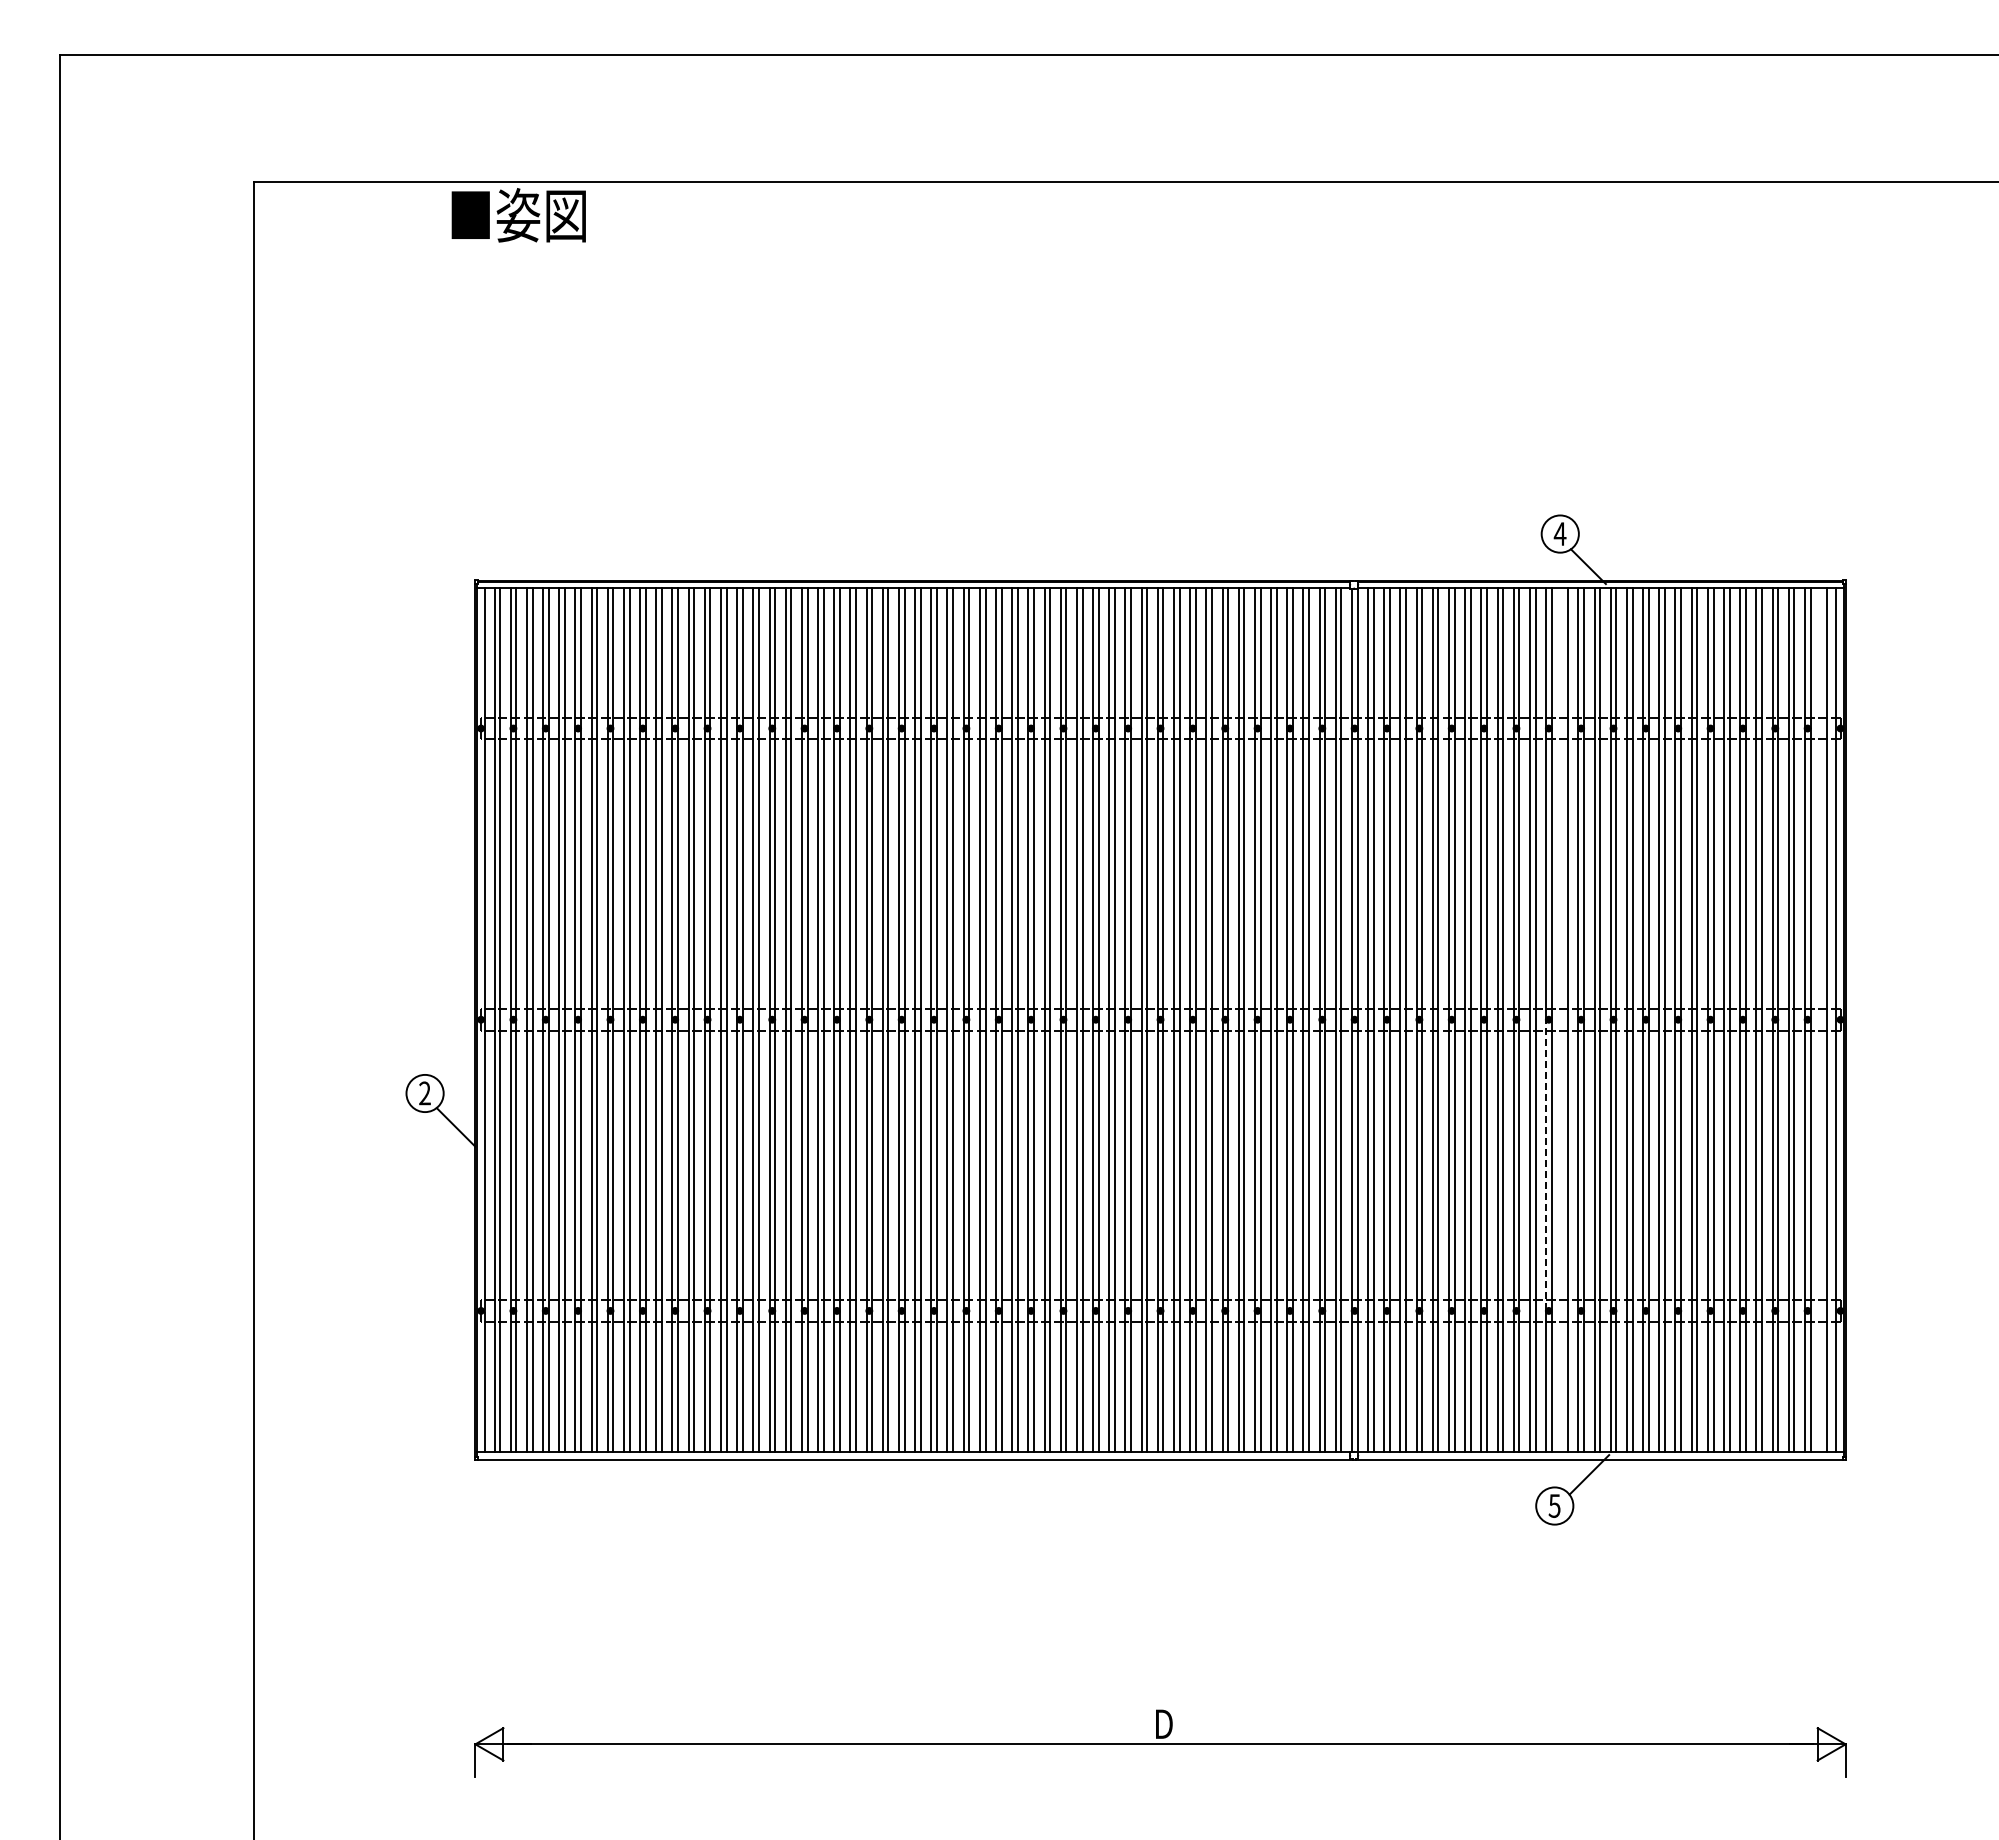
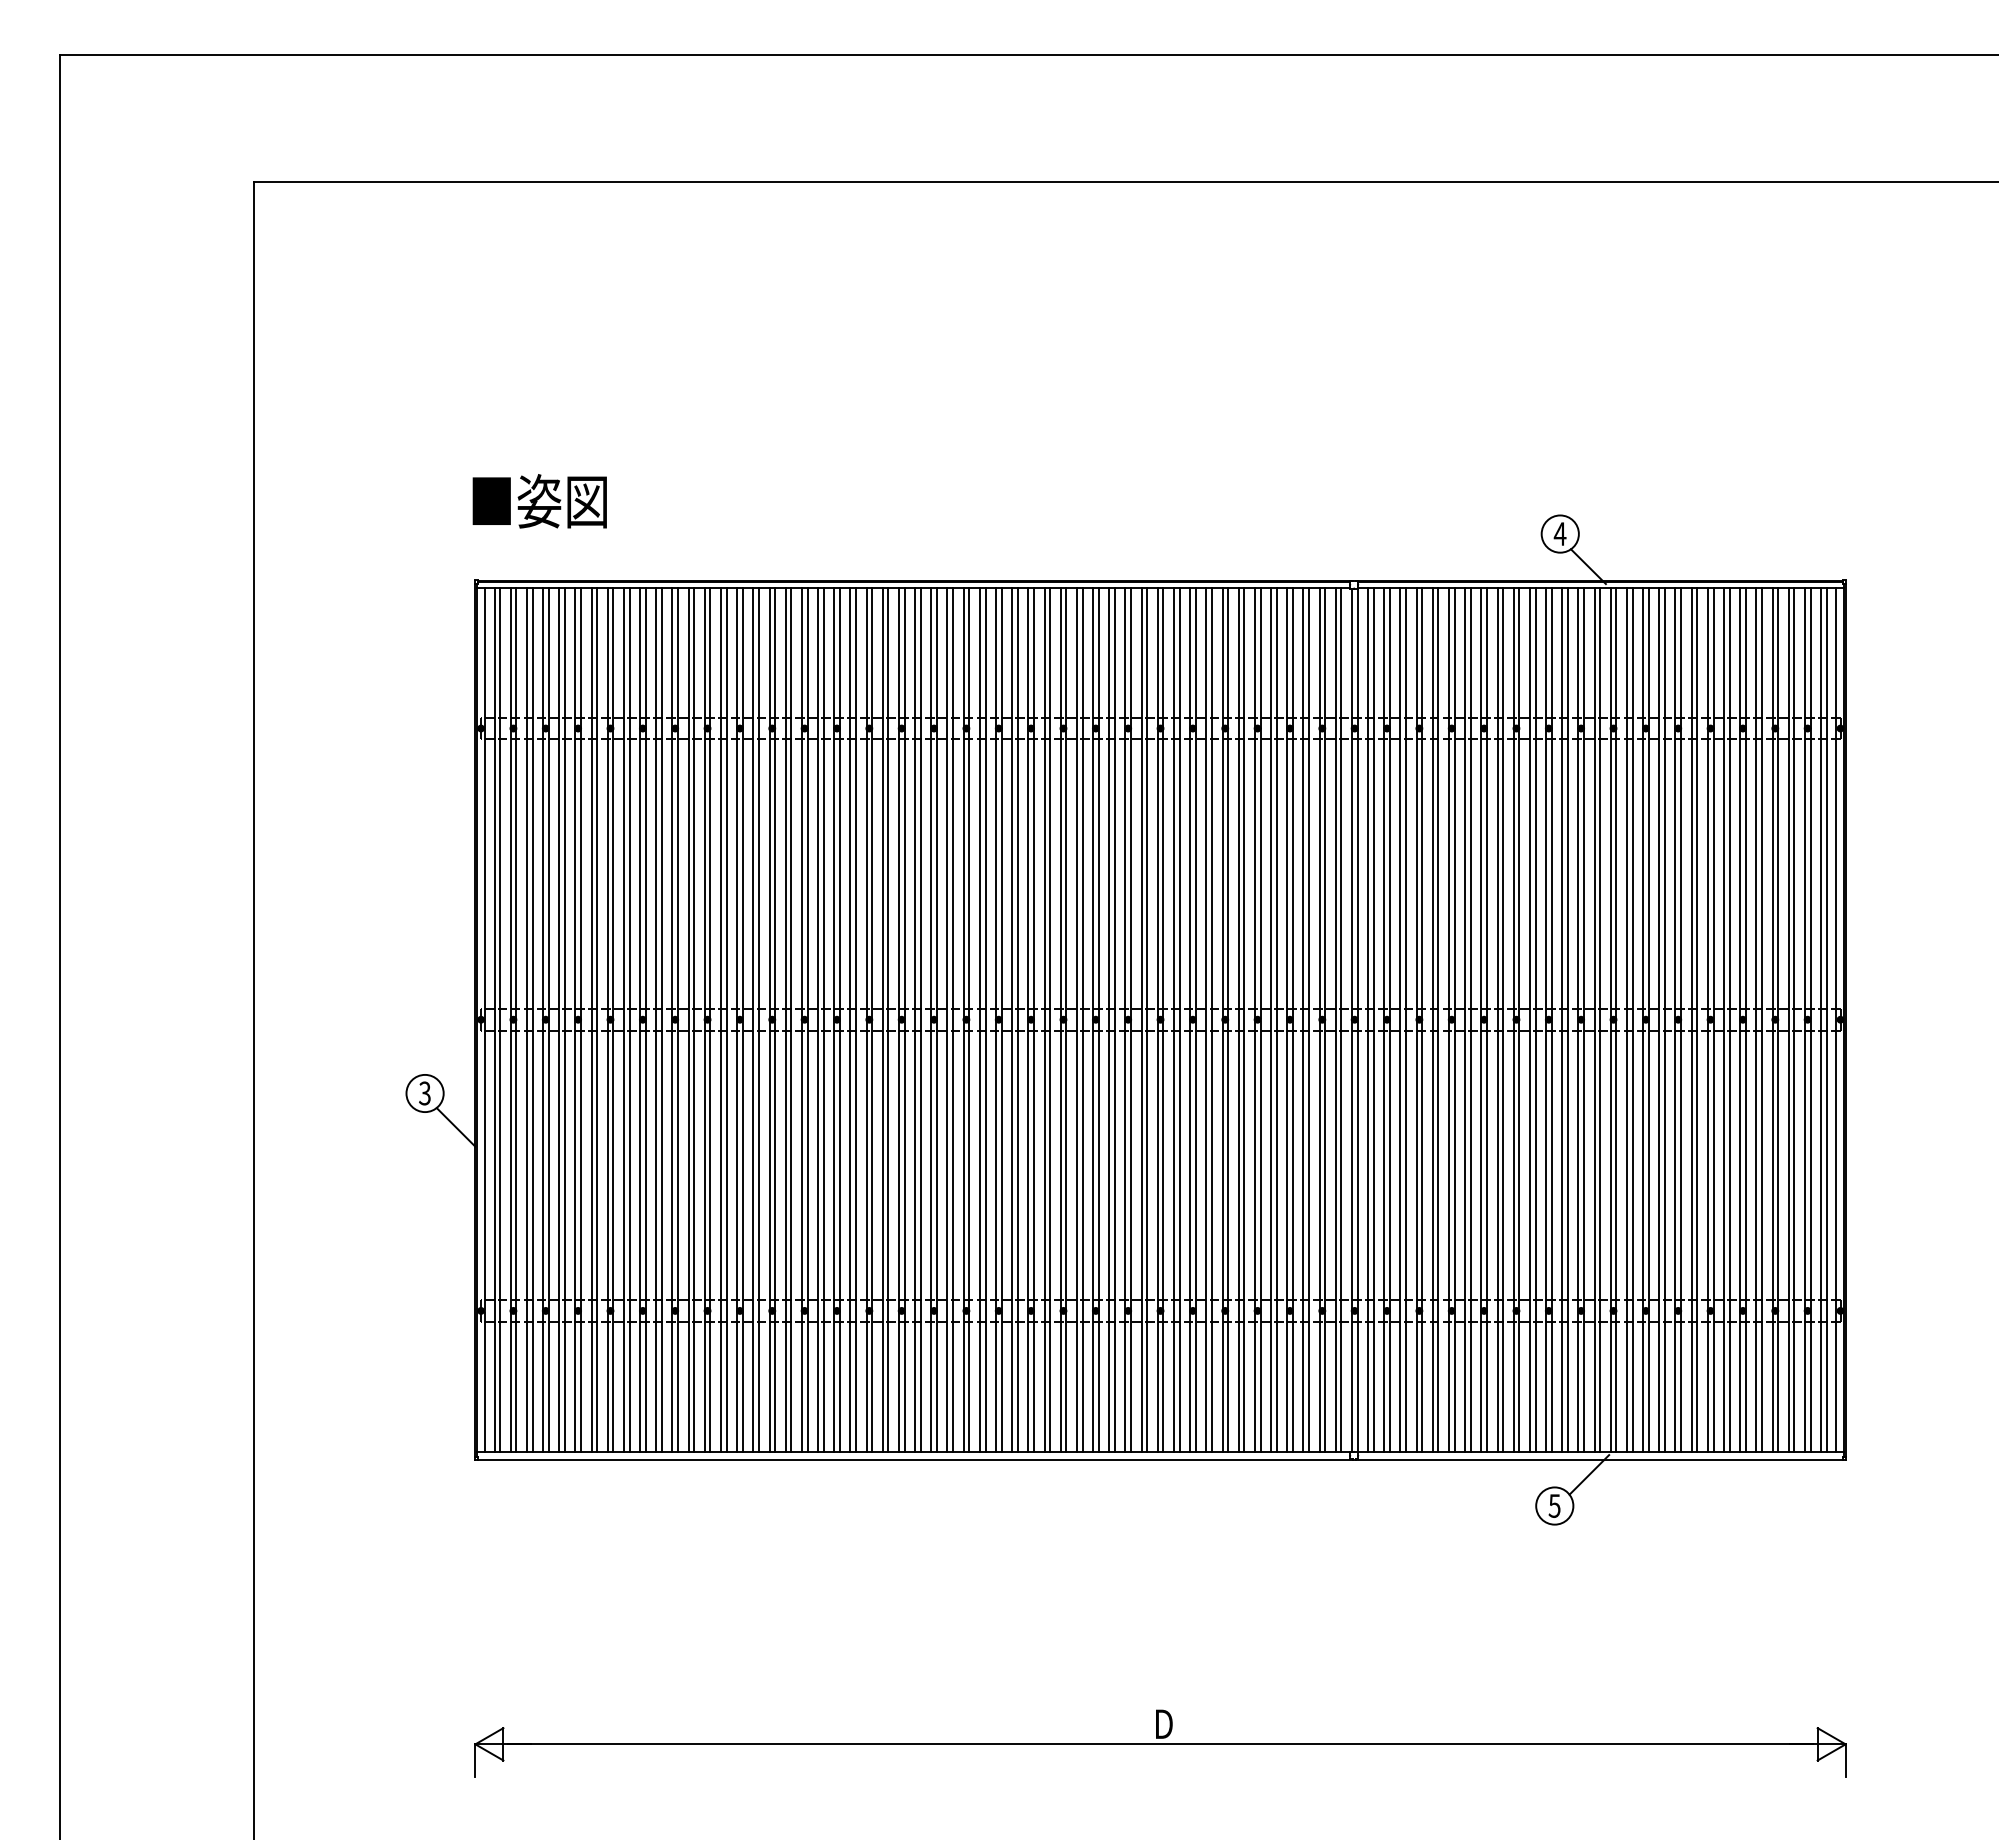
text position: (518, 215) -> (539, 501) (539, 501)
line: none -> present (1562, 1019)
line: none -> present (1821, 1019)
text: 2 -> 3 (424, 1093)
line: dashed -> solid (1546, 1165)
